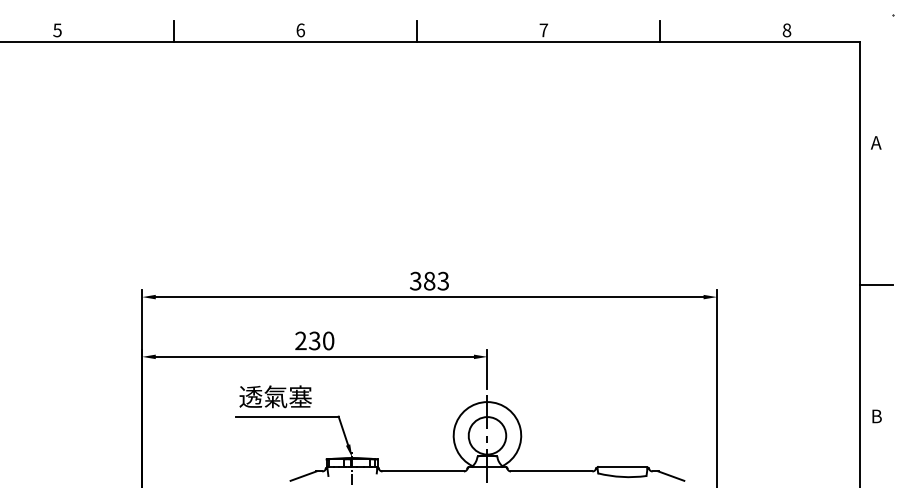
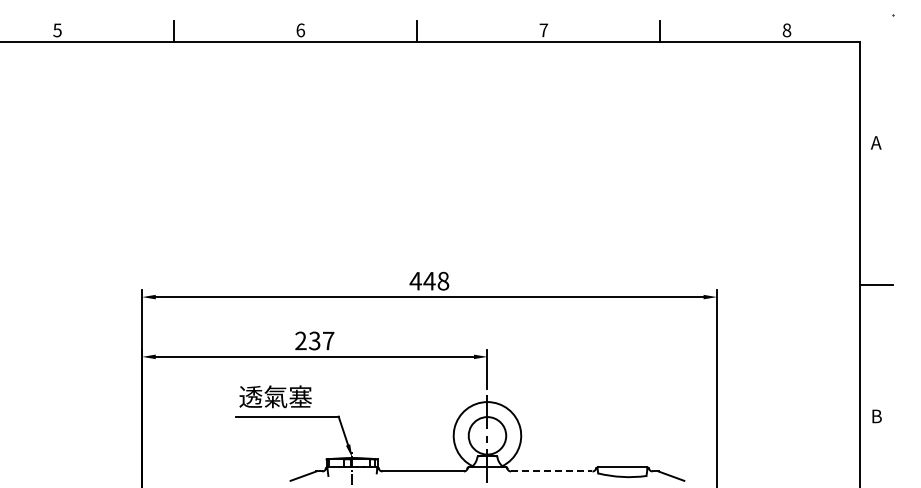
text: 383 -> 448 (429, 280)
text: 230 -> 237 (328, 340)
line: solid -> dashed (551, 471)
